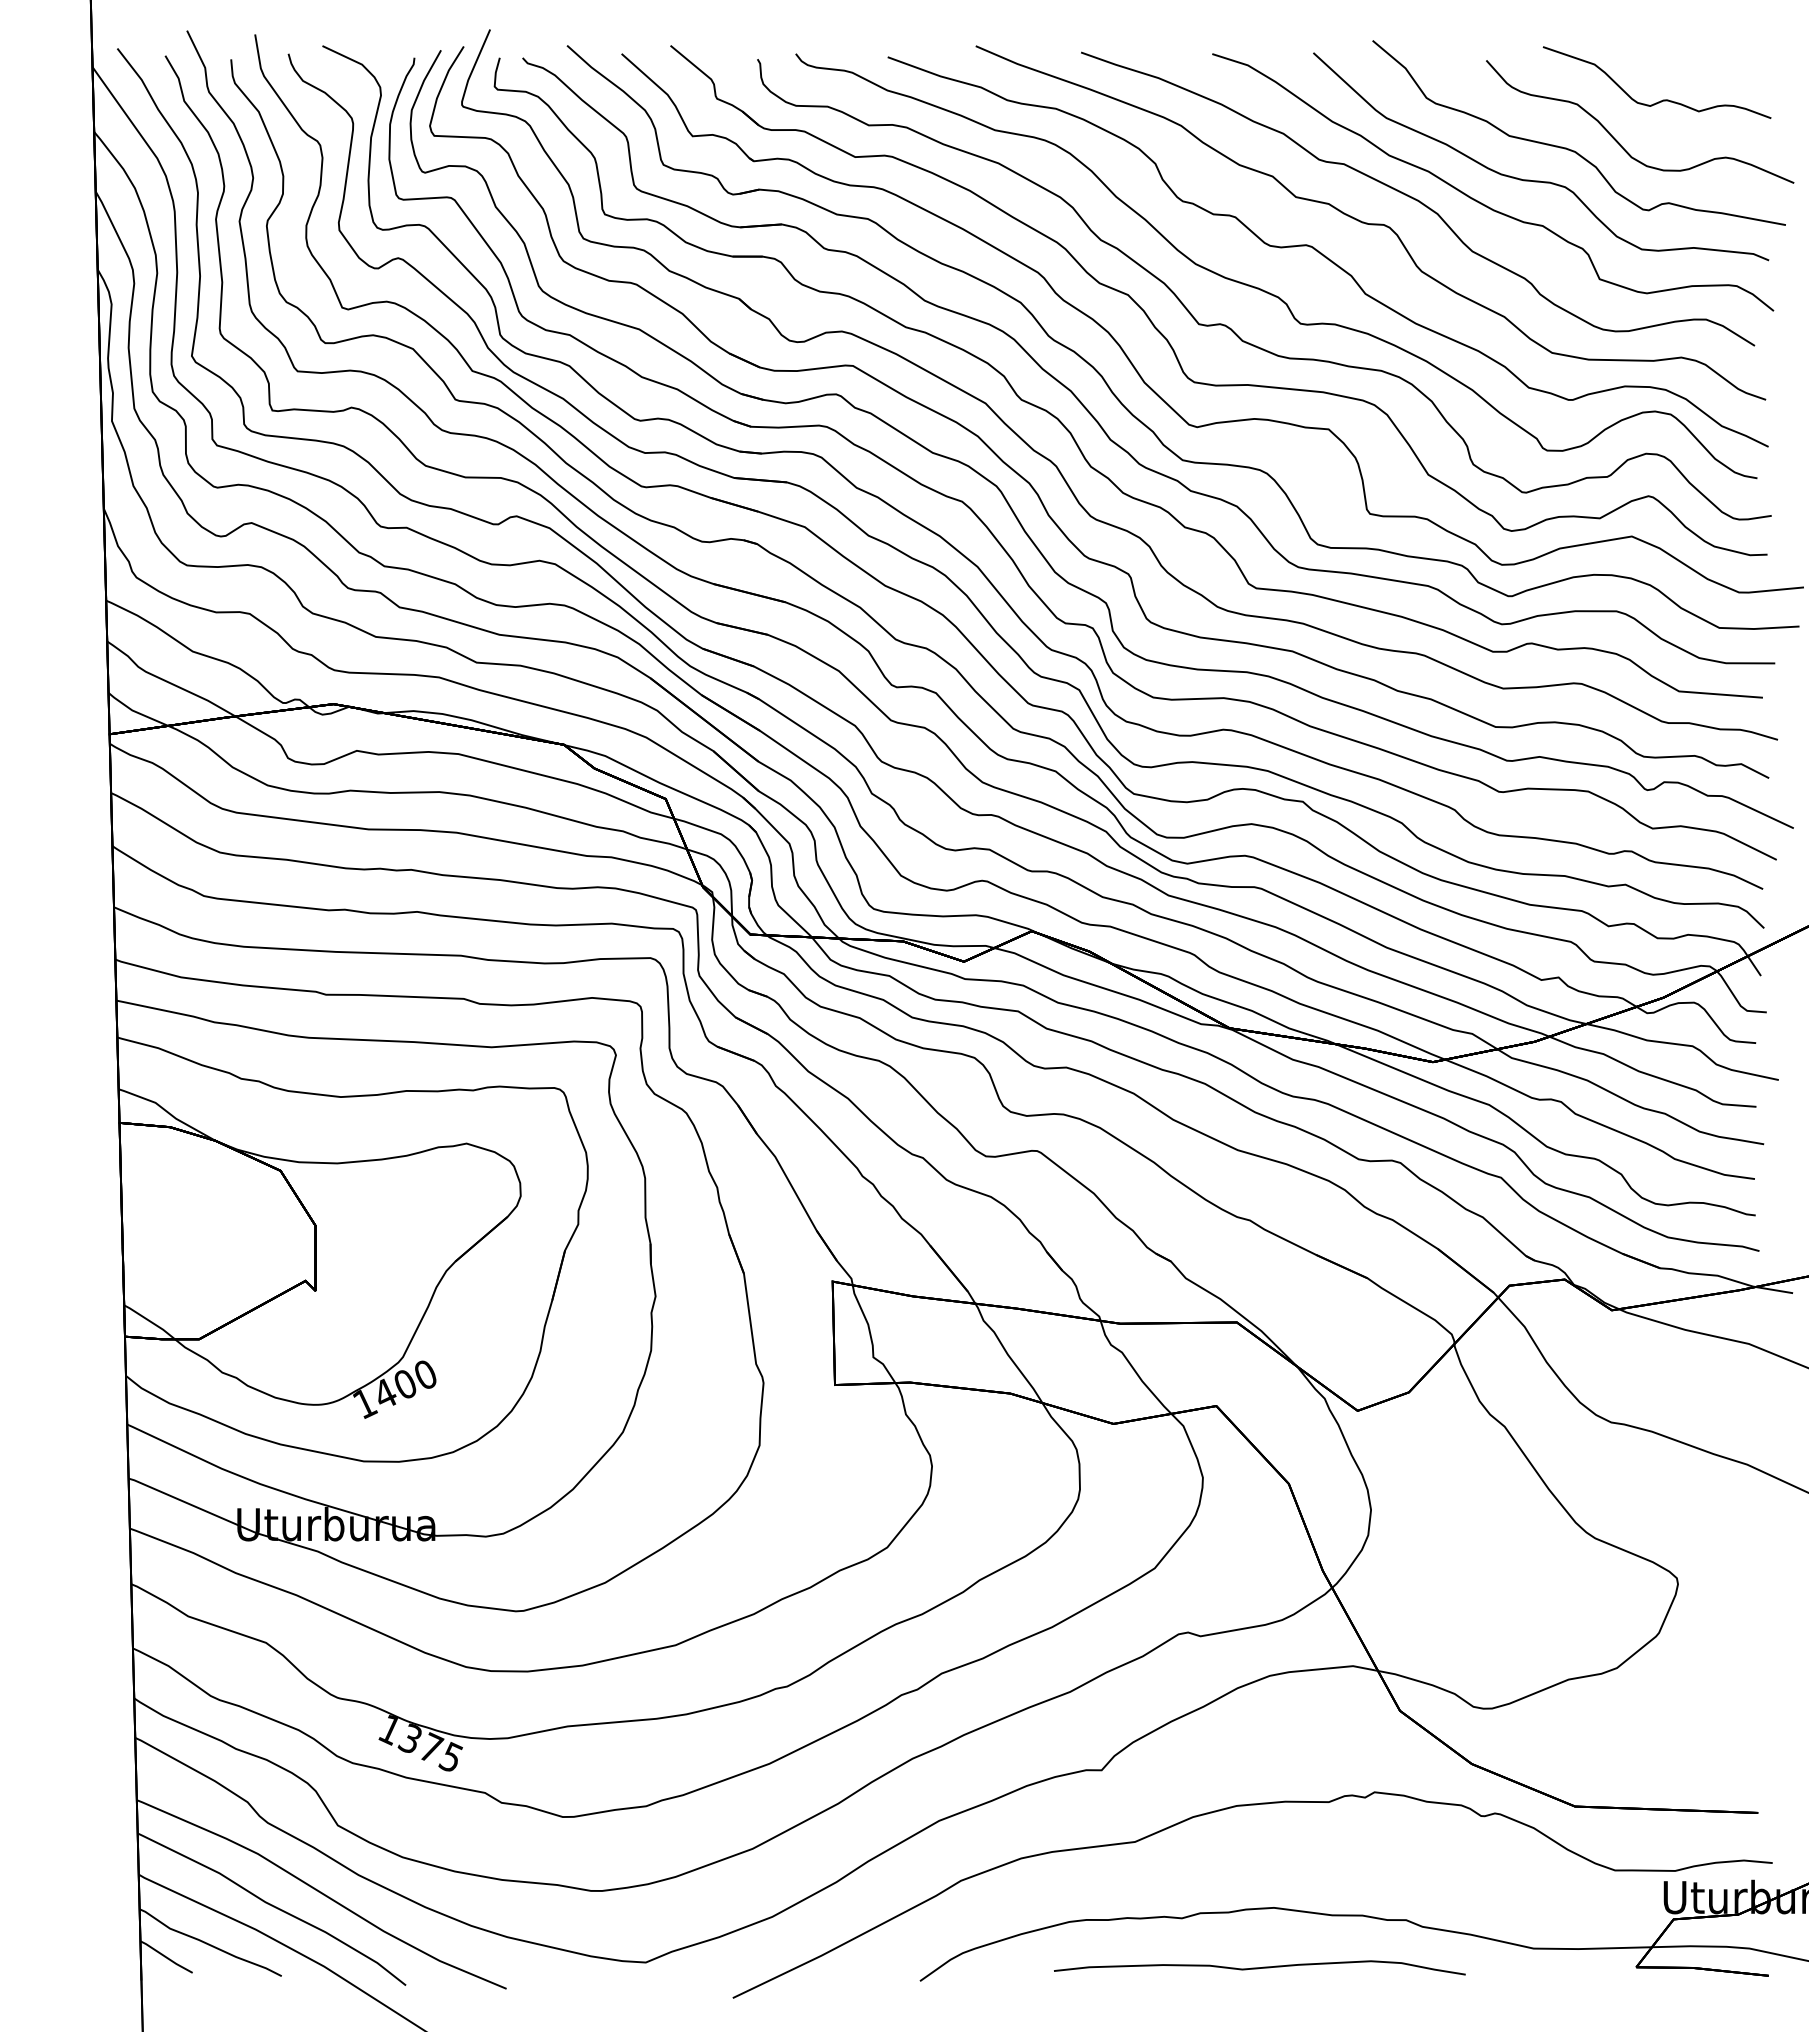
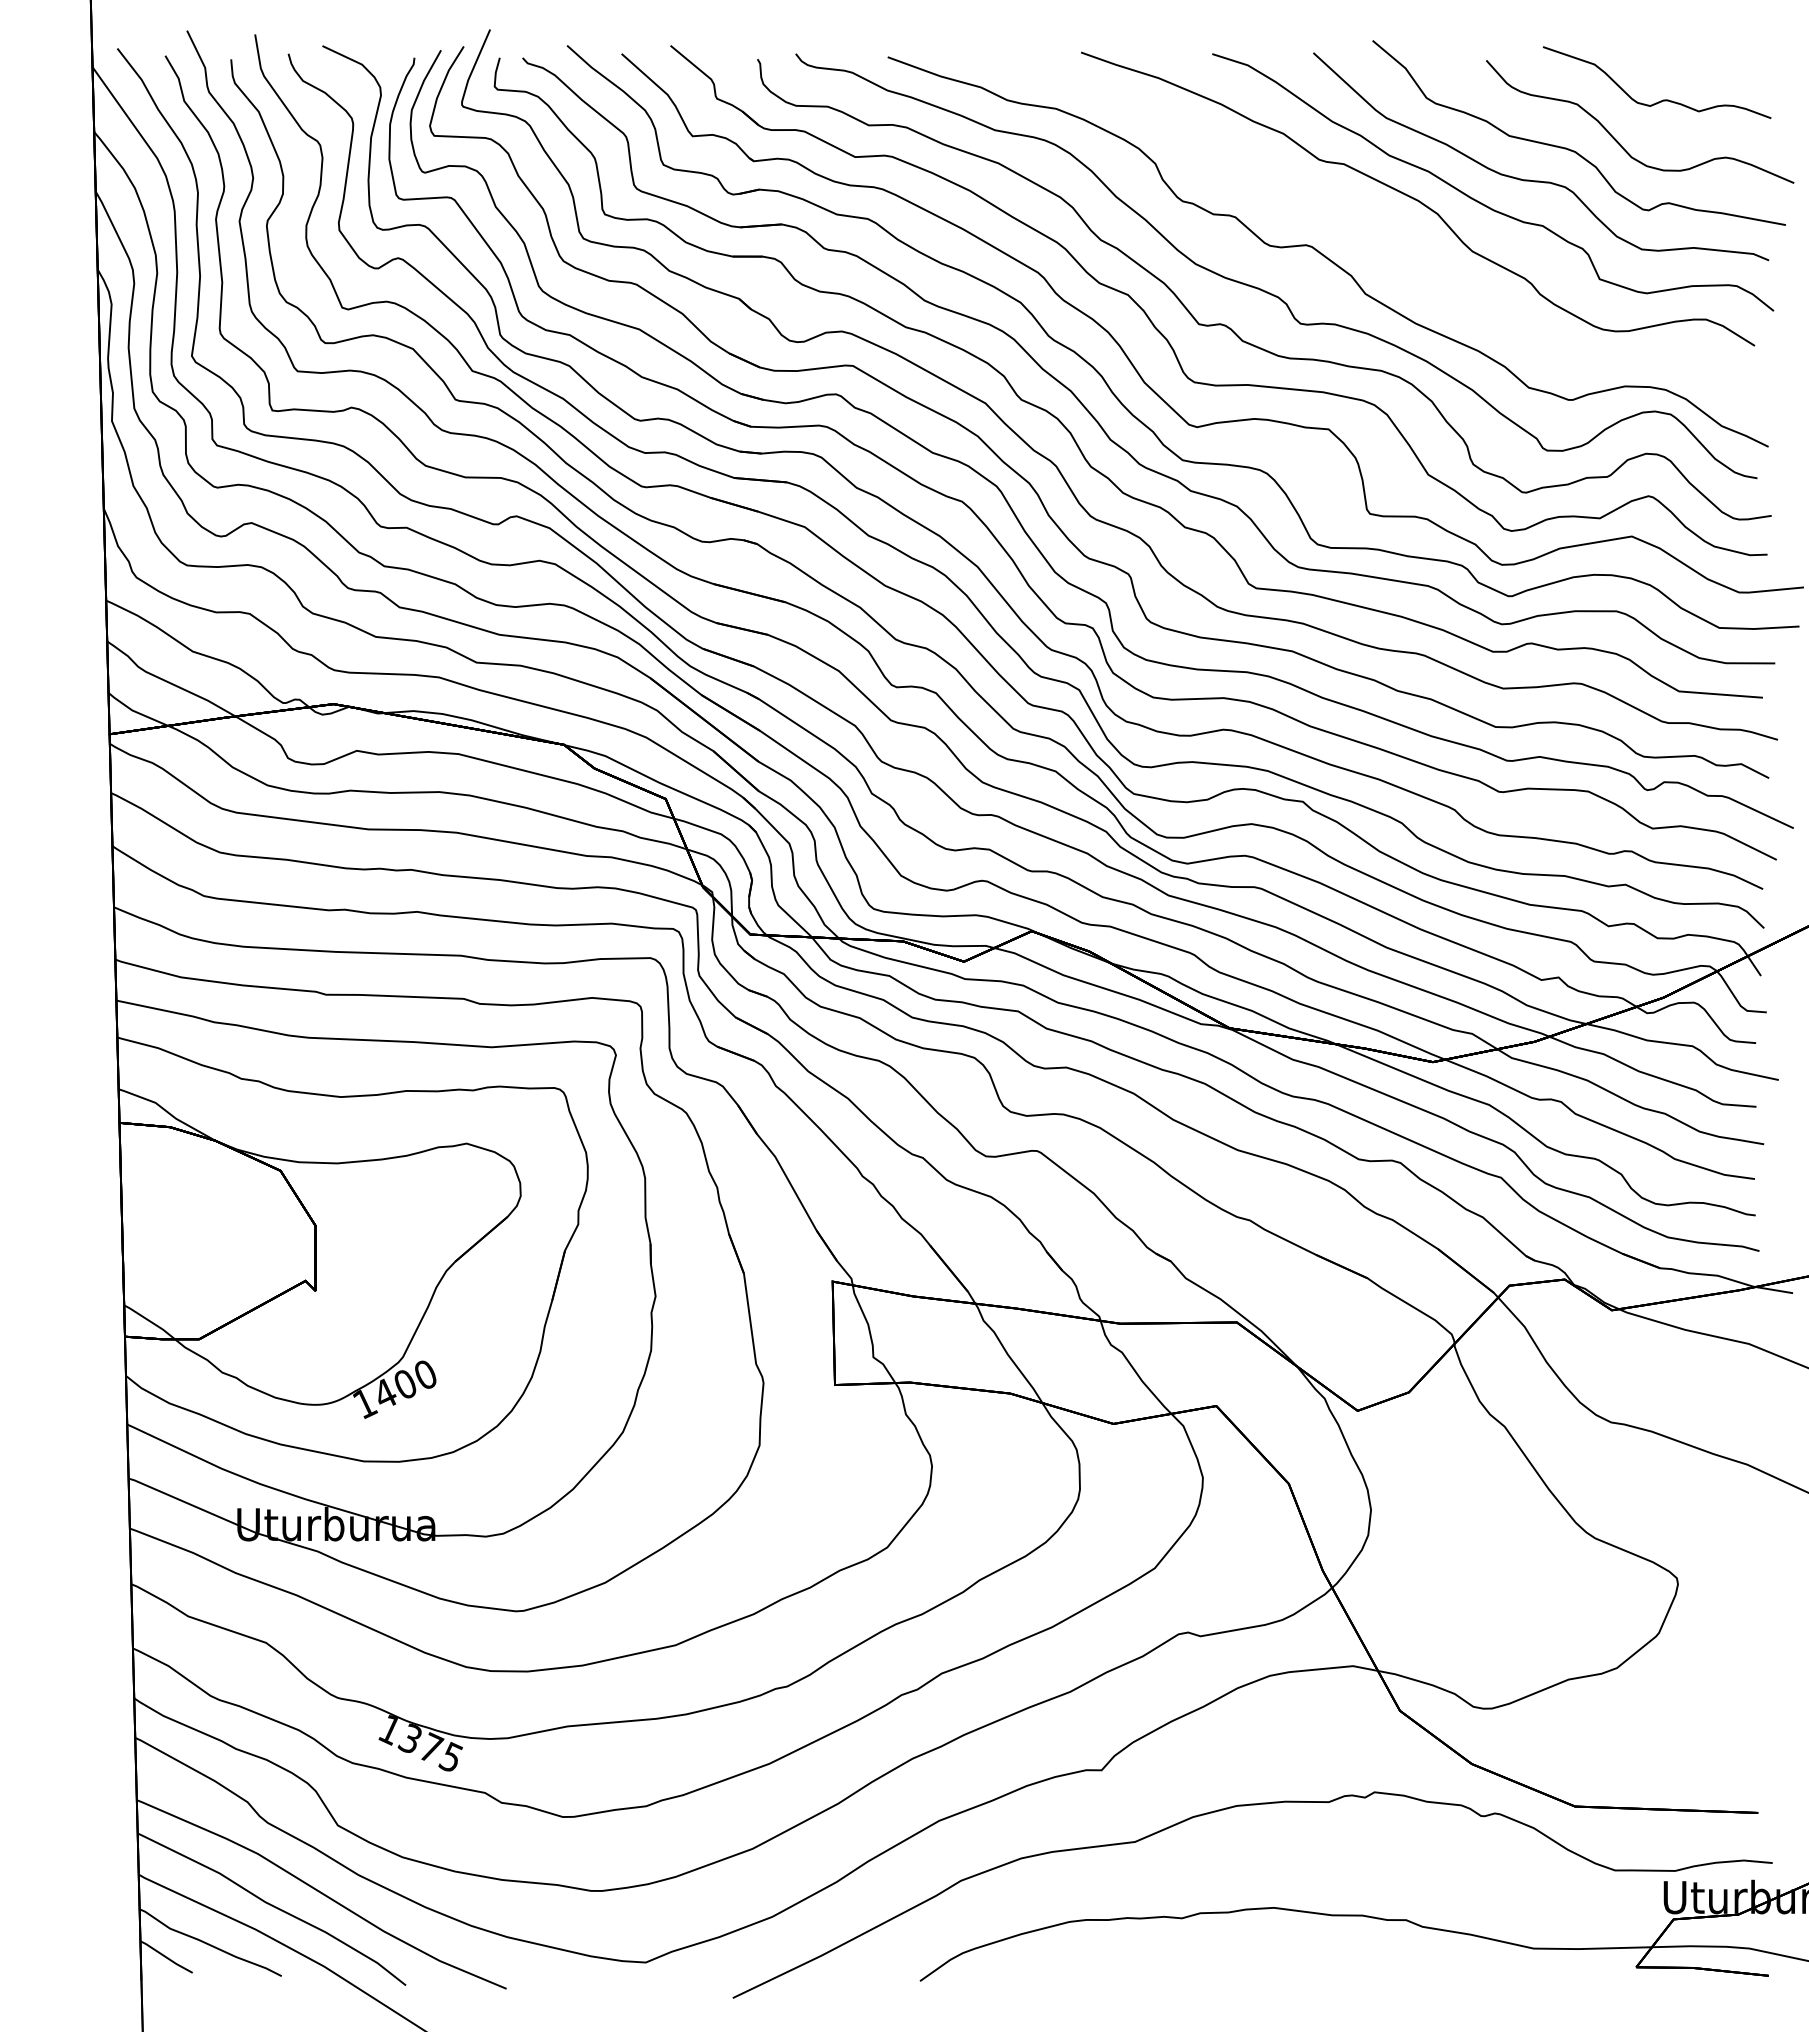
curve: present -> none (1370, 223)
curve: present -> none (1259, 1967)
